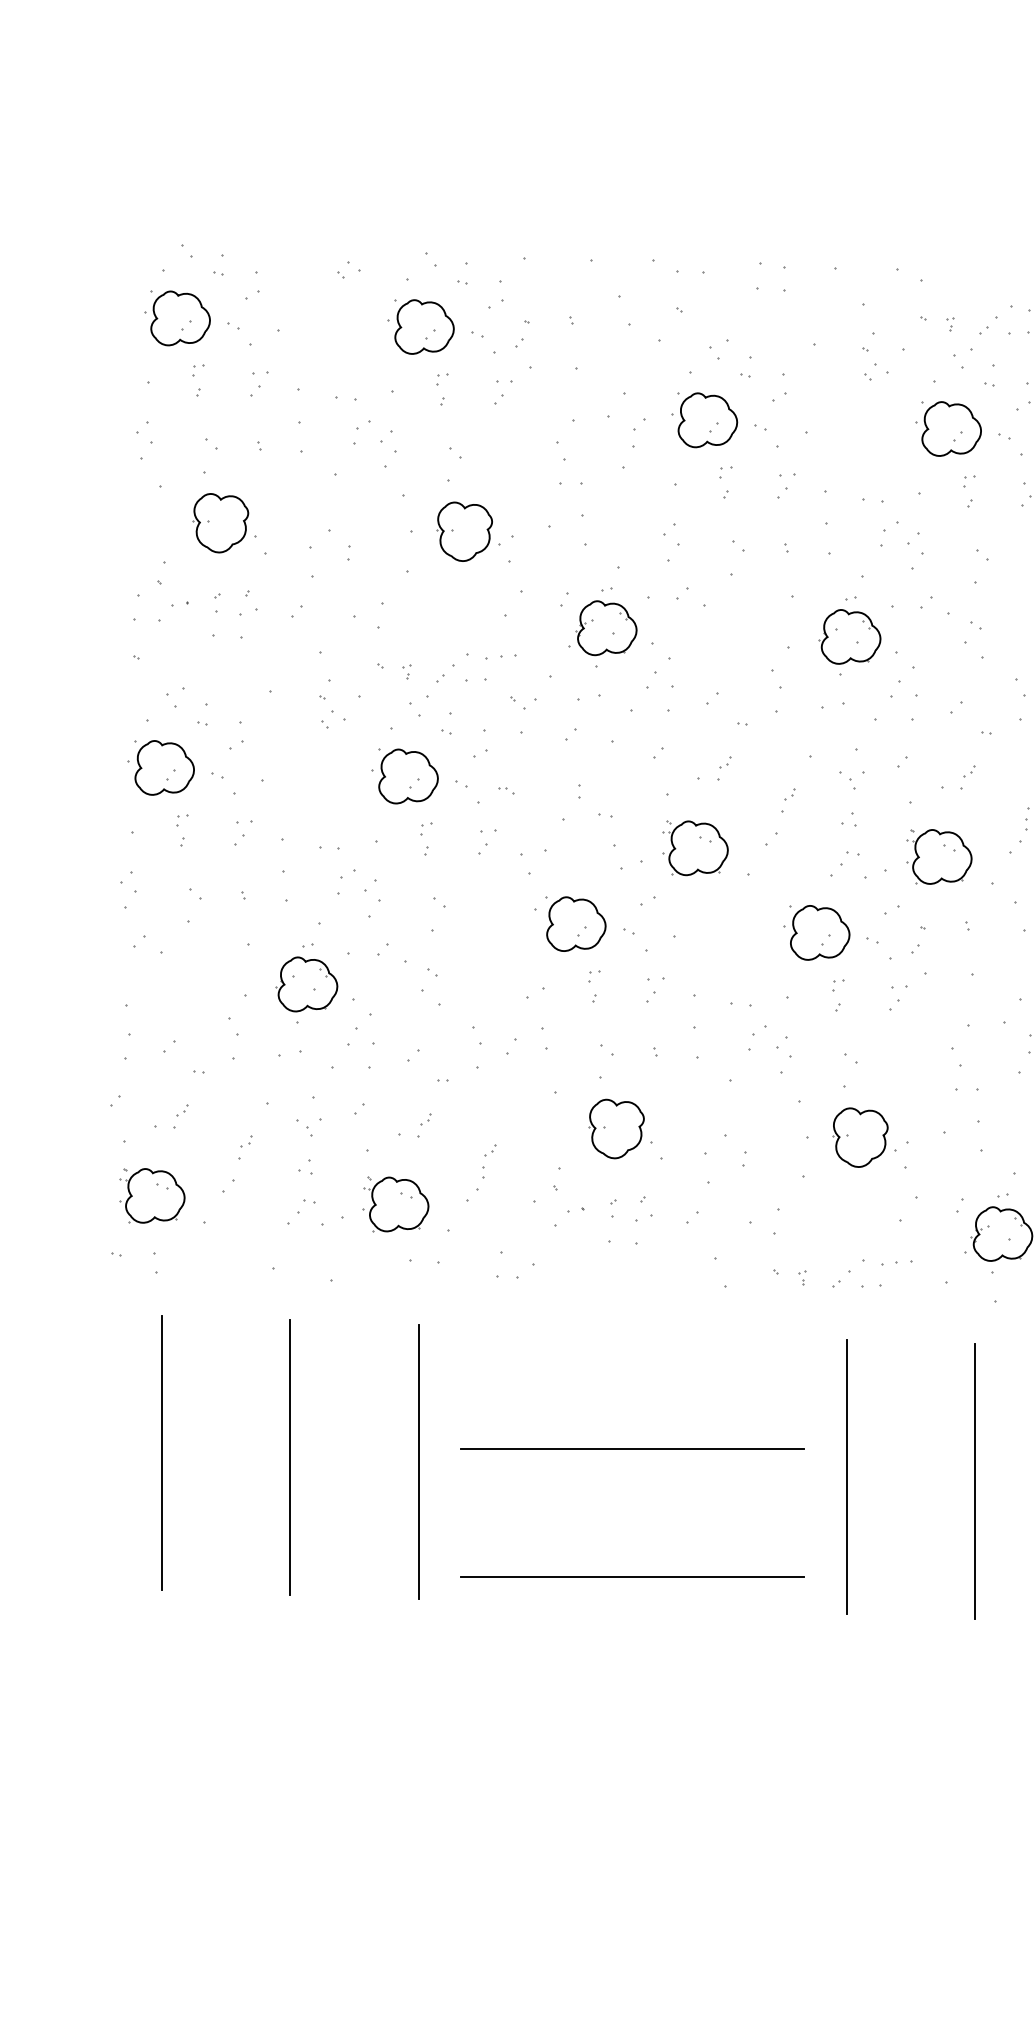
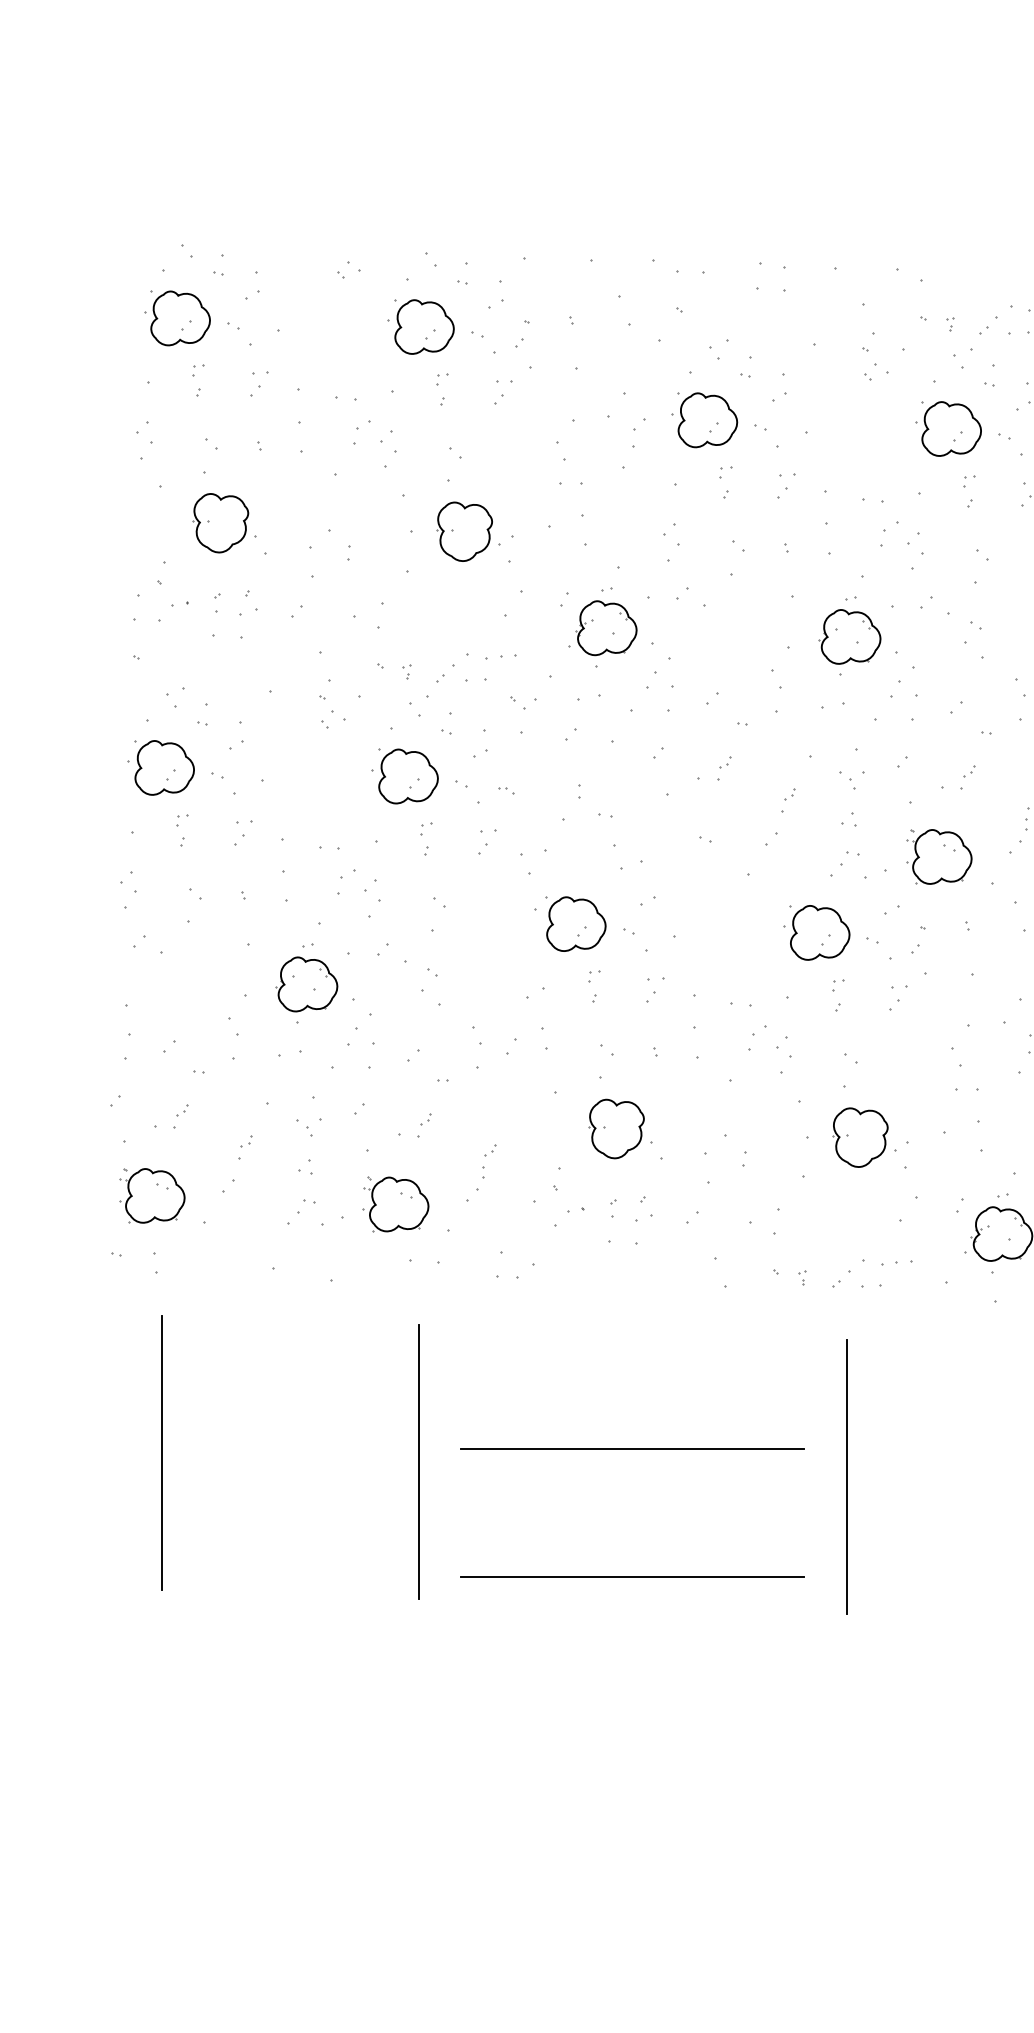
part: present -> none (695, 848)
line: present -> none (290, 1457)
line: present -> none (975, 1481)
